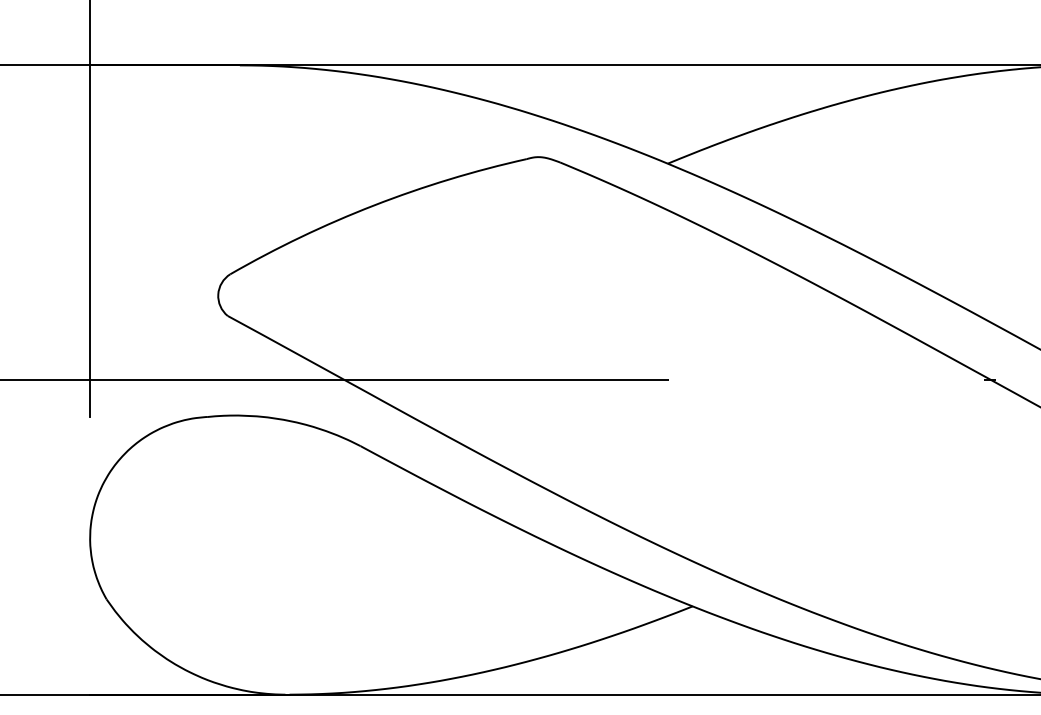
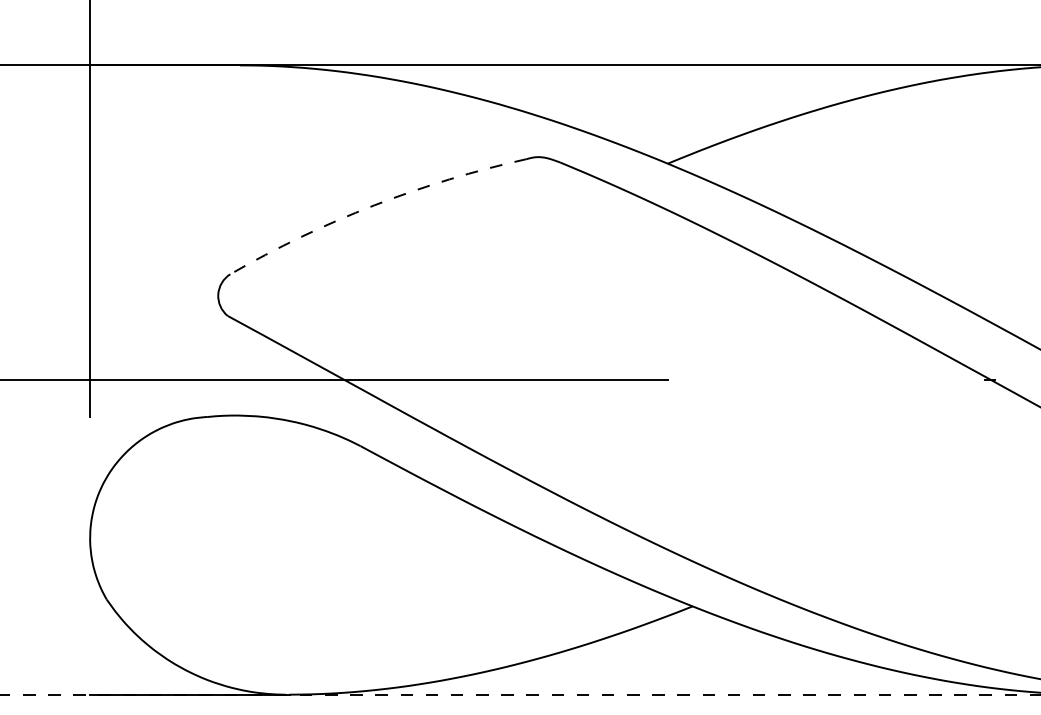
arc: solid -> dashed (374, 205)
line: solid -> dashed (521, 694)
